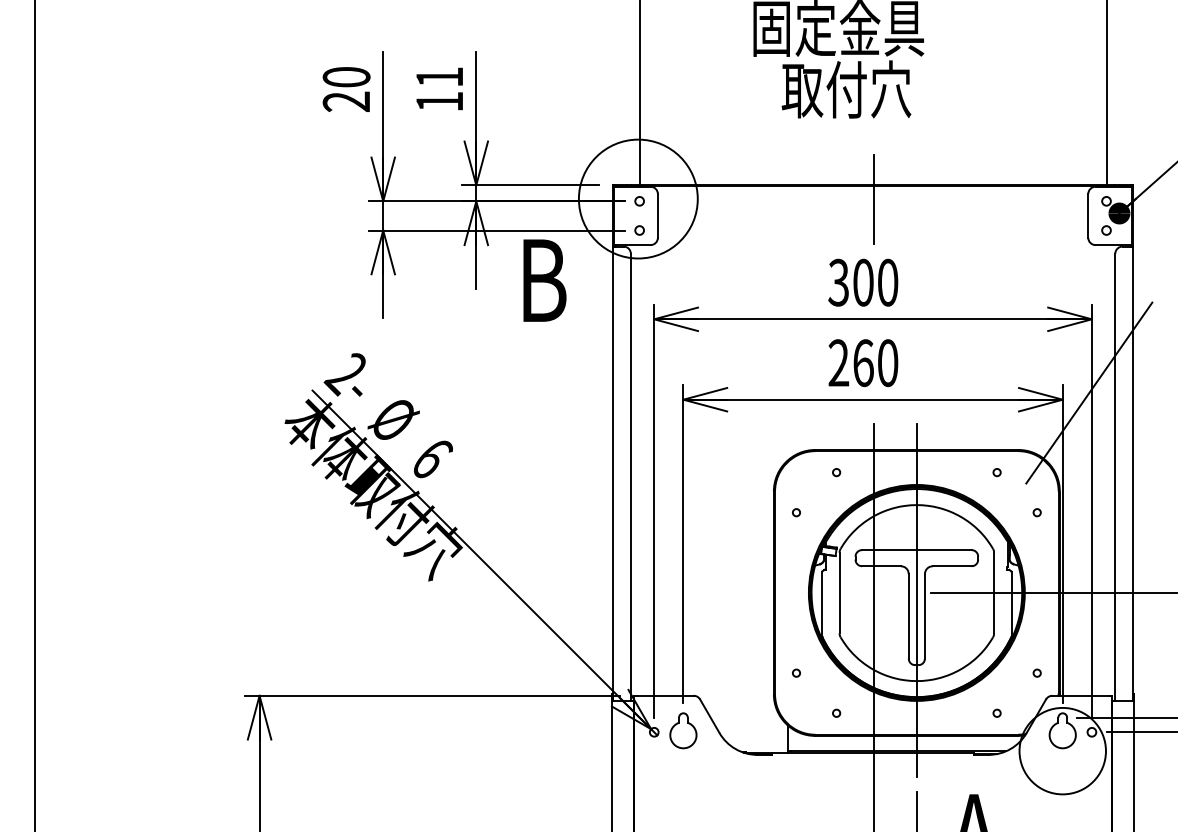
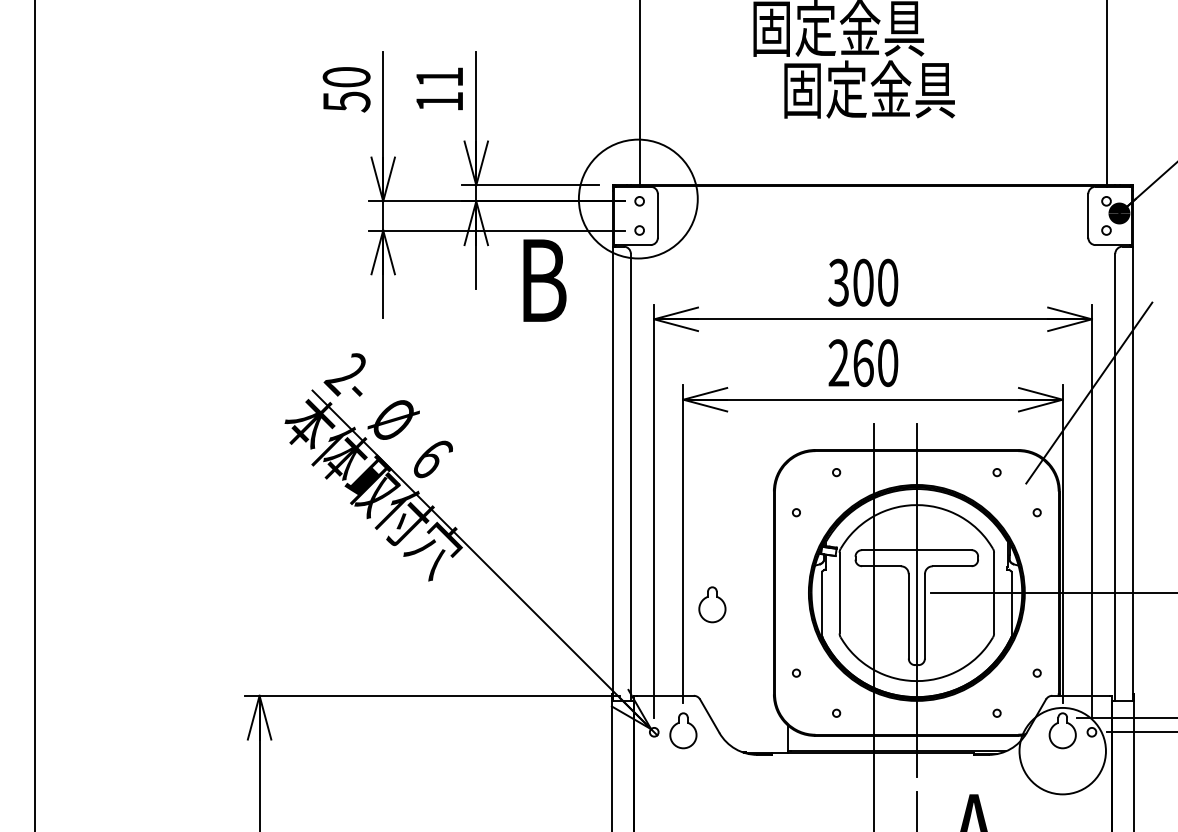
text: 取付穴 -> 固定金具 (868, 89)
text: 20 -> 50 (346, 101)
line: present -> none (873, 199)
part: none -> present (712, 604)
